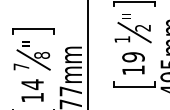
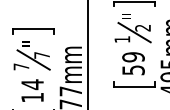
text: 8 -> 7 (42, 54)
text: 19 -> 59 (133, 70)
